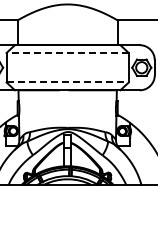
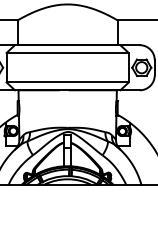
line: dashed -> solid (67, 53)
line: dashed -> solid (68, 82)
